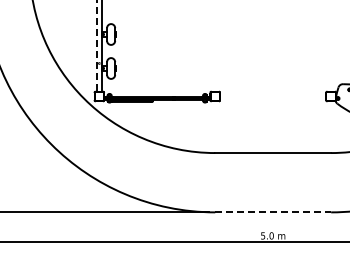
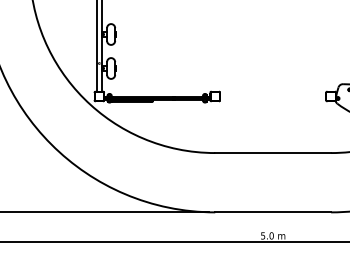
line: dashed -> solid (96, 45)
line: dashed -> solid (273, 212)
